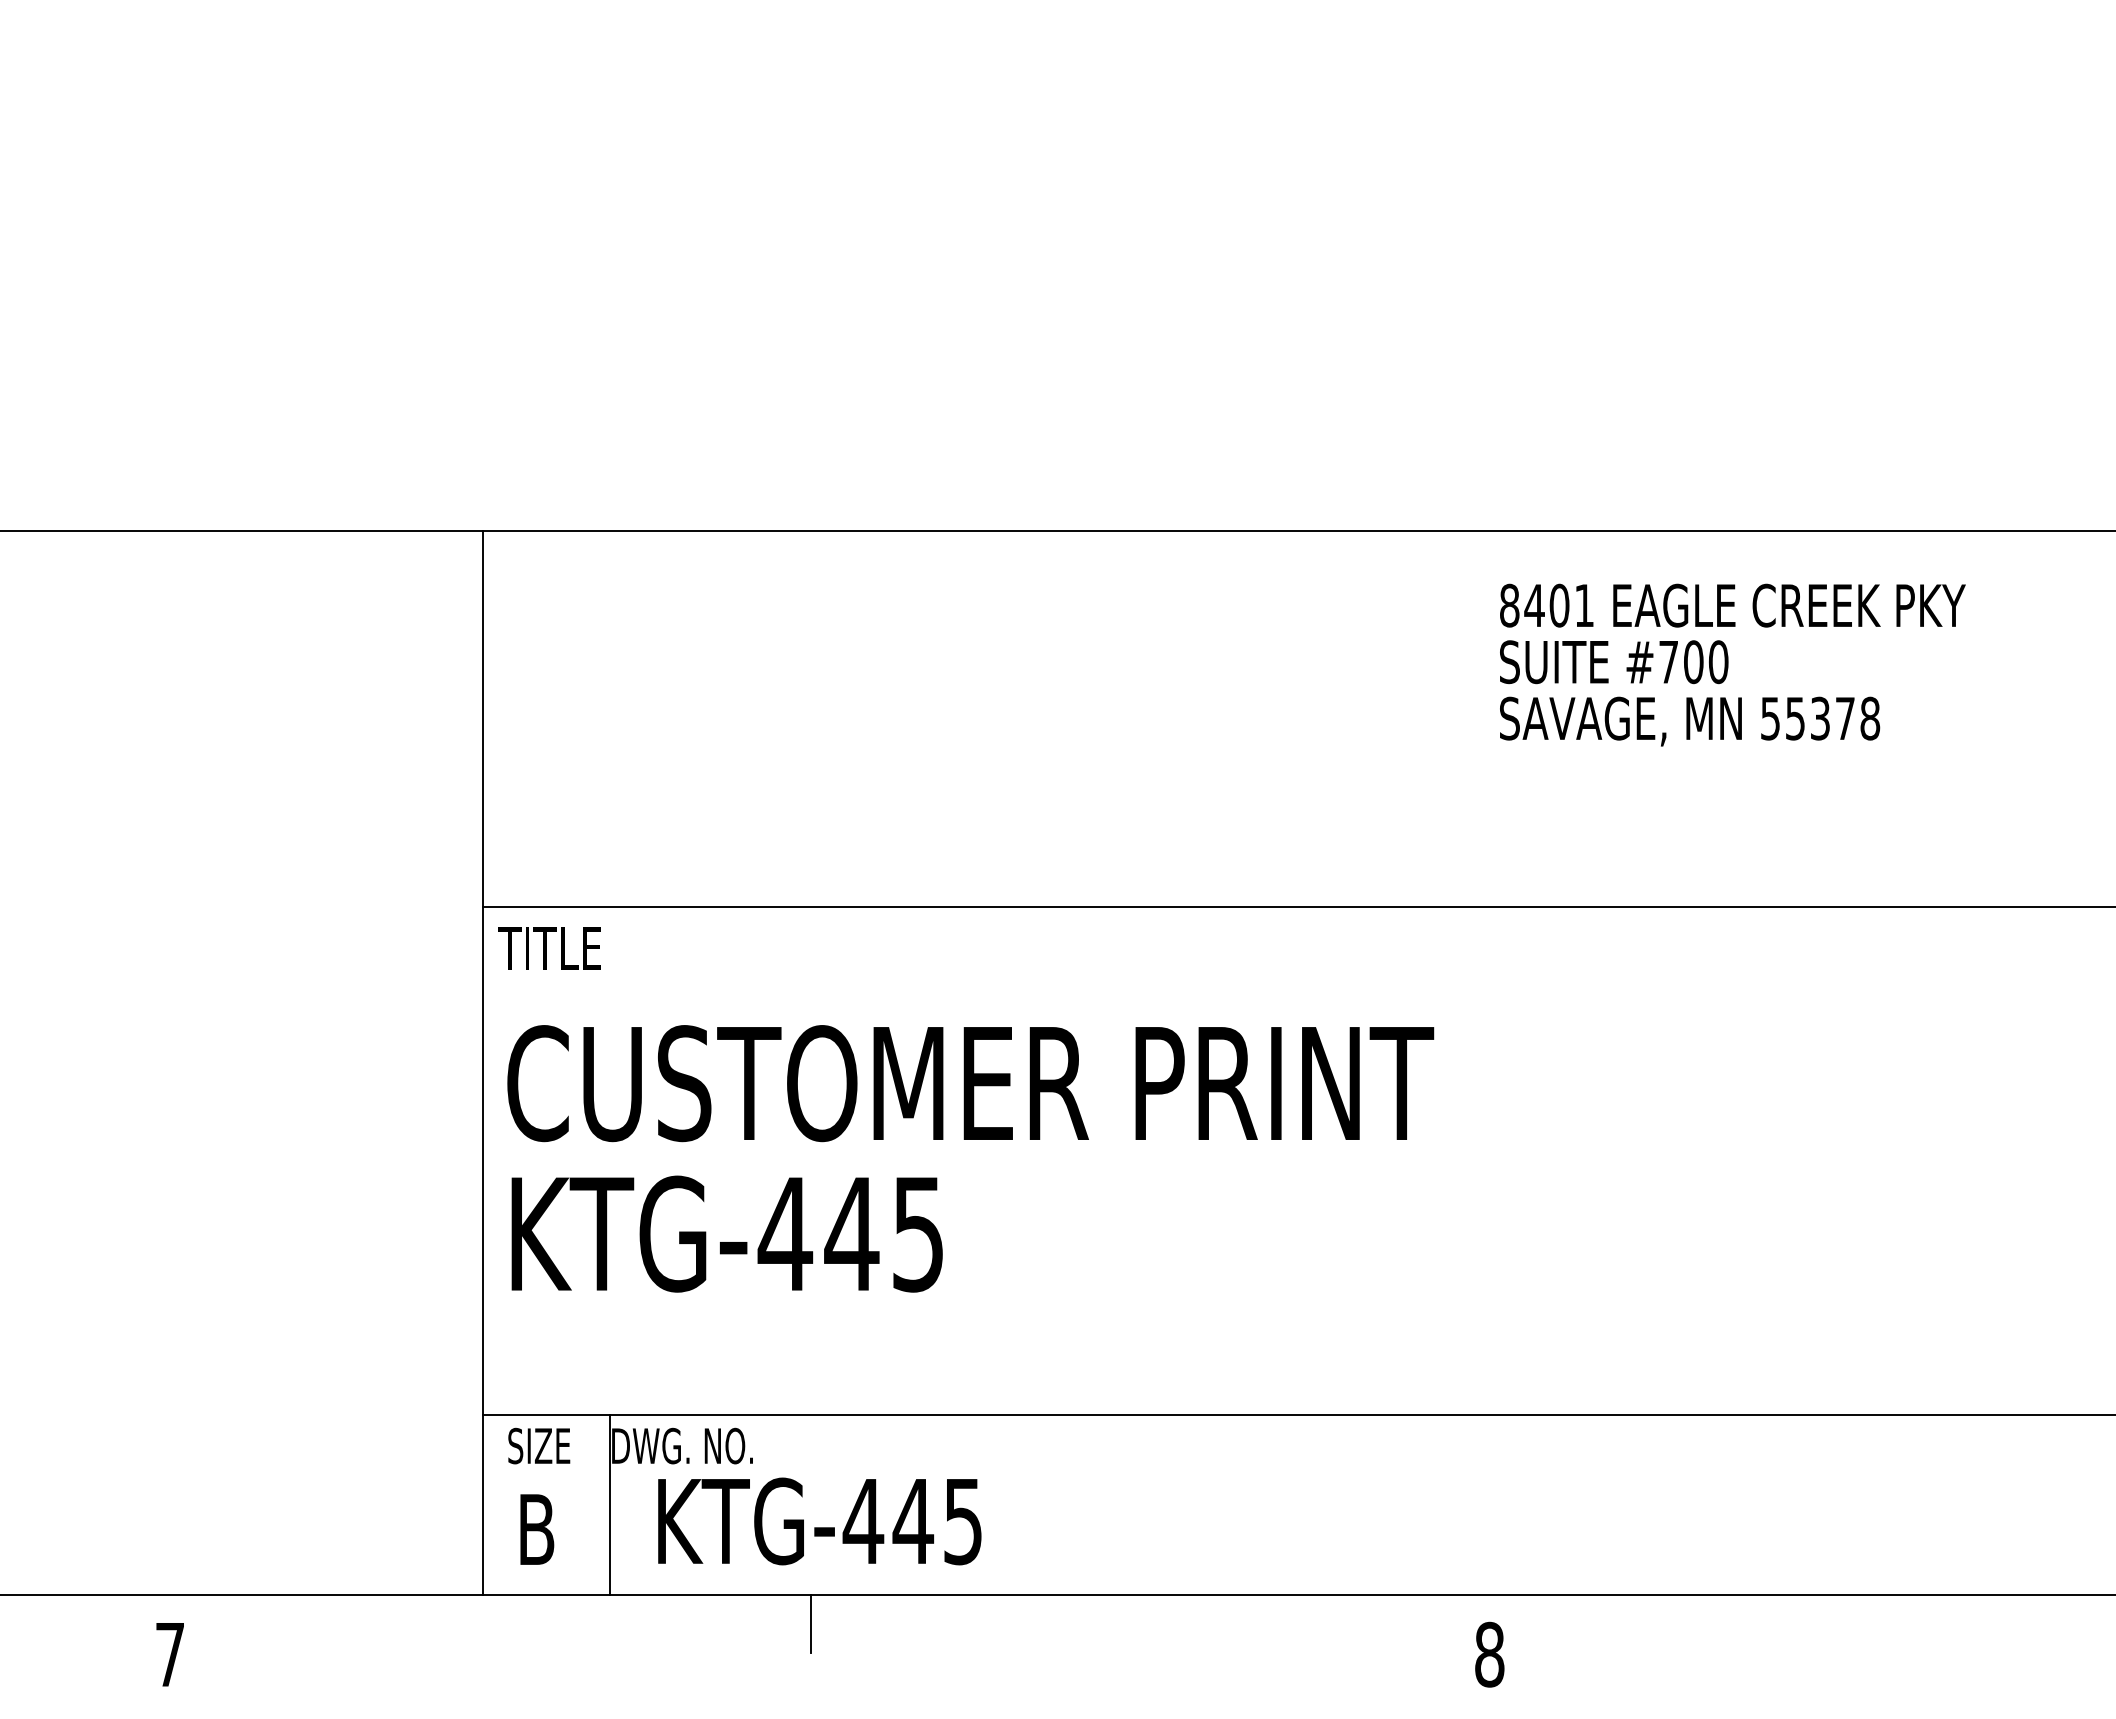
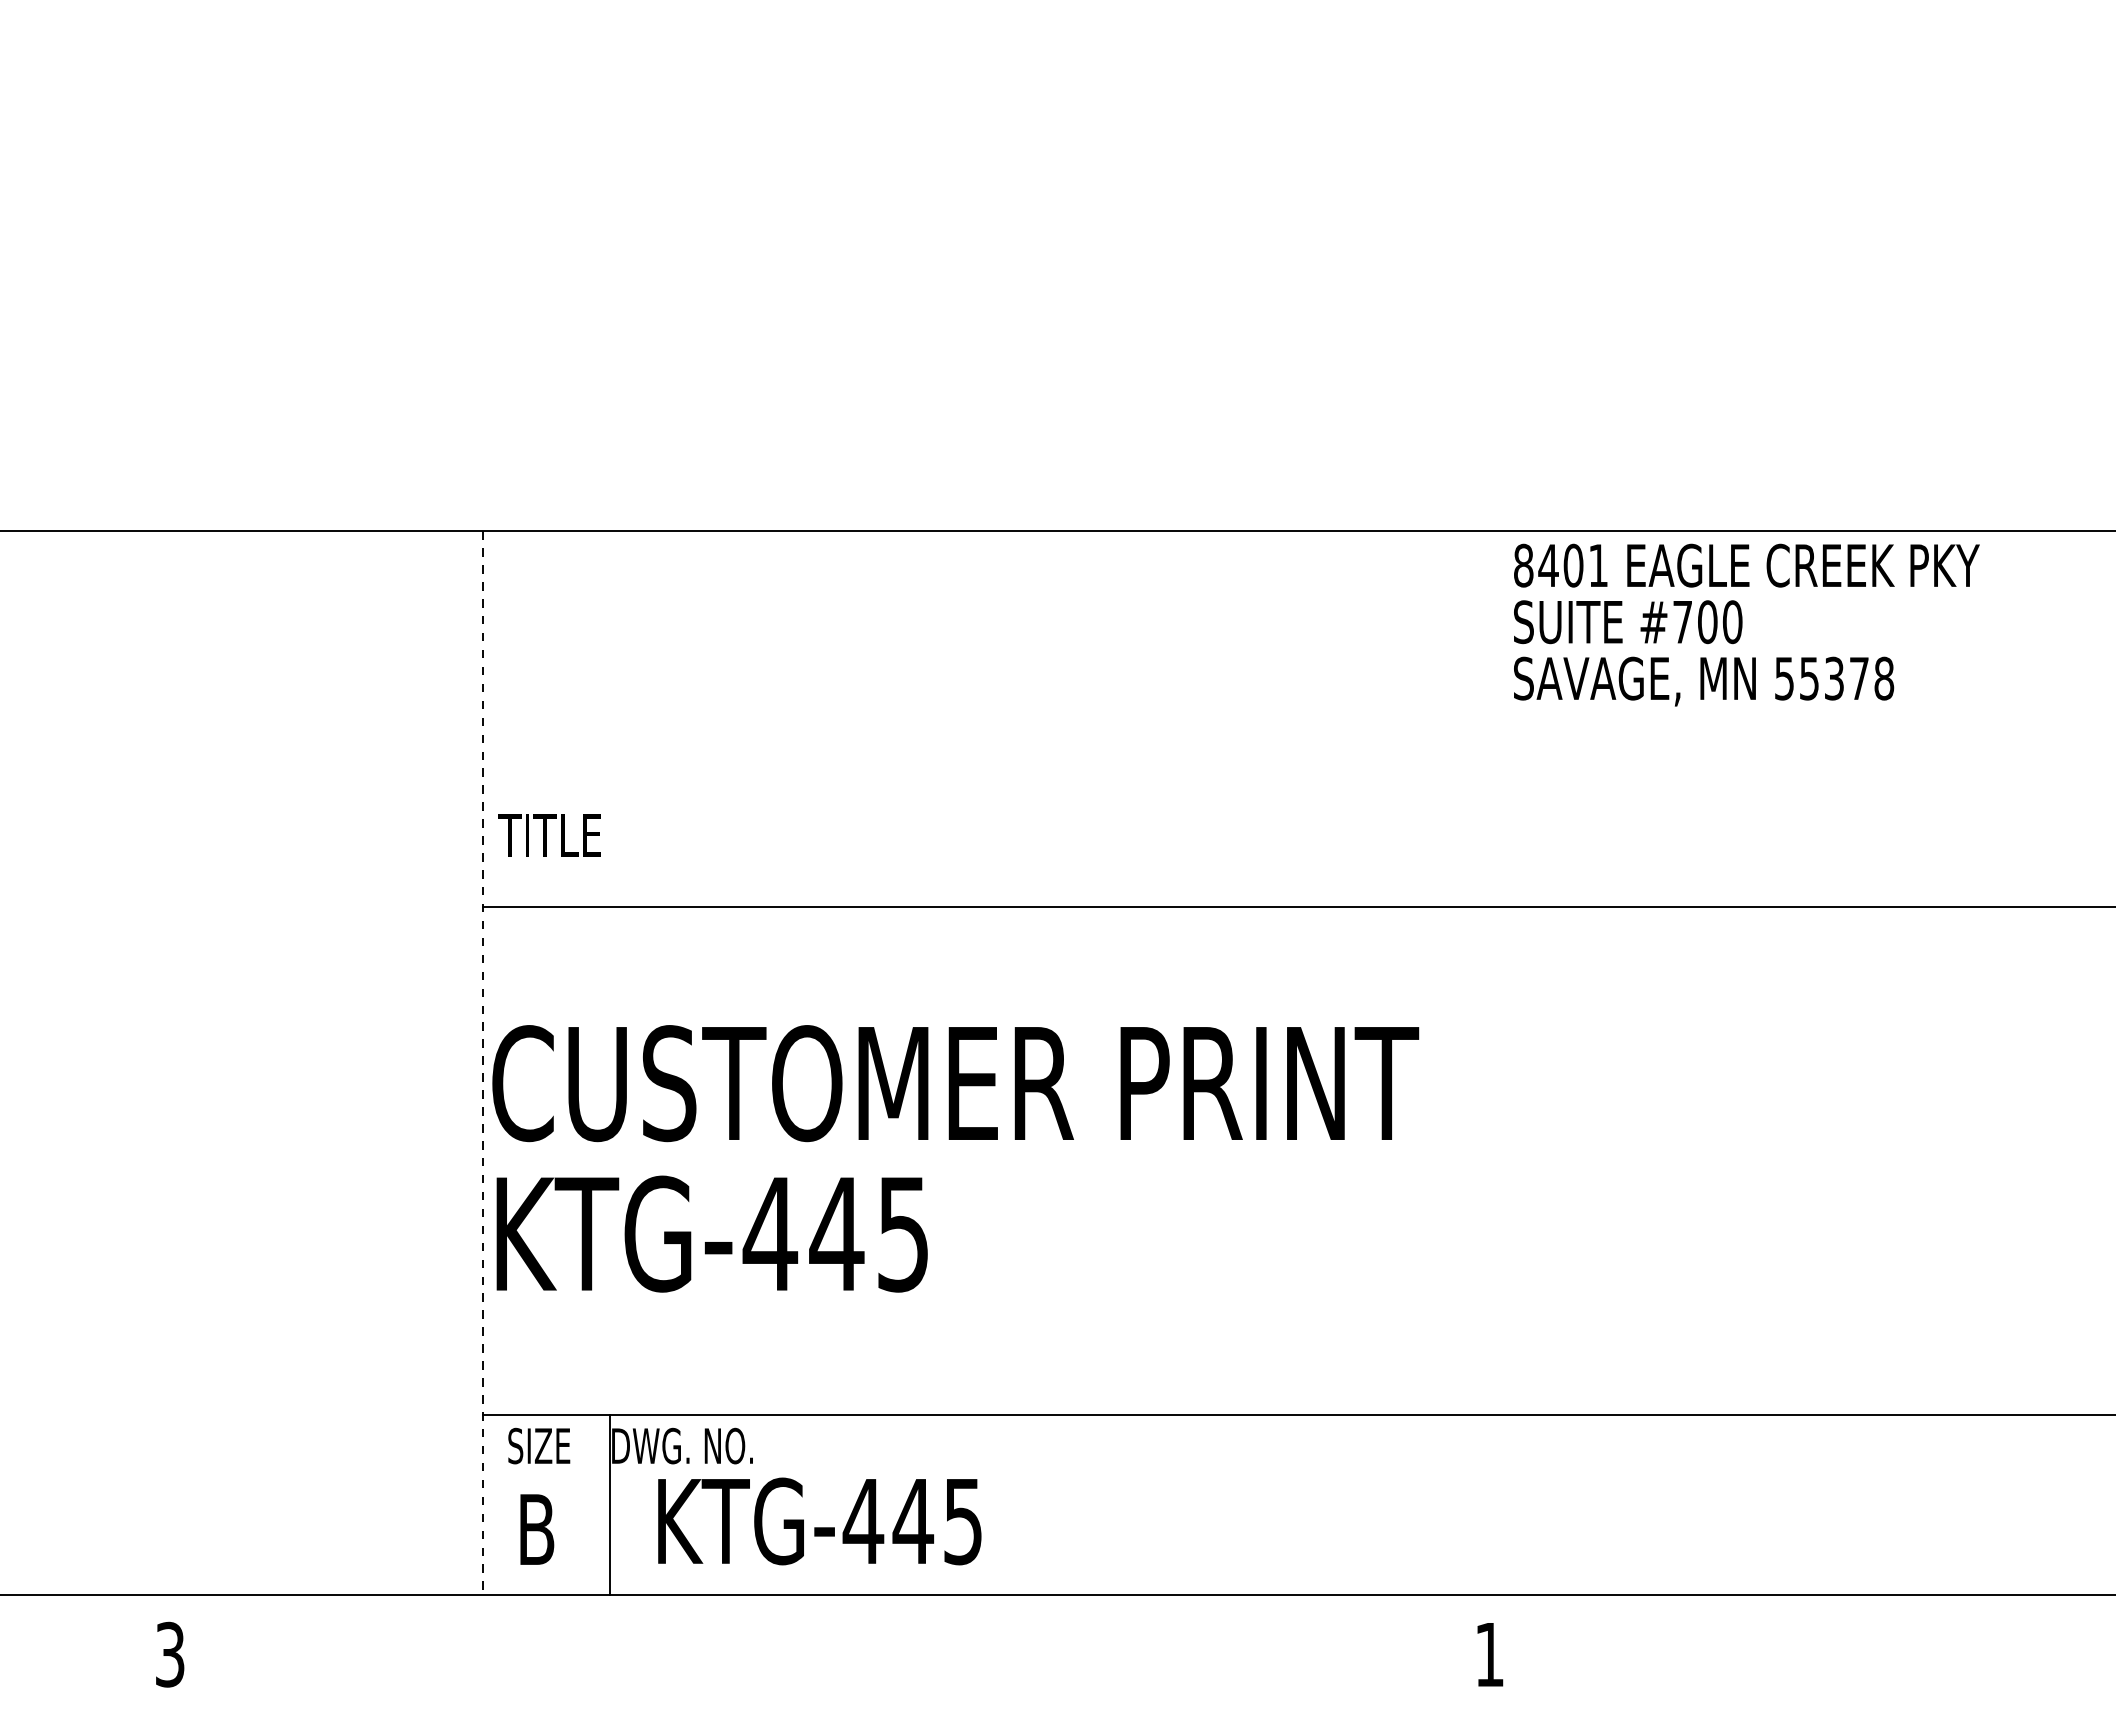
text position: (1732, 664) -> (1746, 624) (1746, 624)
text position: (549, 948) -> (549, 835) (549, 835)
line: solid -> dashed (482, 1063)
text position: (970, 1158) -> (955, 1158) (955, 1158)
line: present -> none (811, 1623)
text: 7 -> 3 (170, 1654)
text: 8 -> 1 (1489, 1654)
